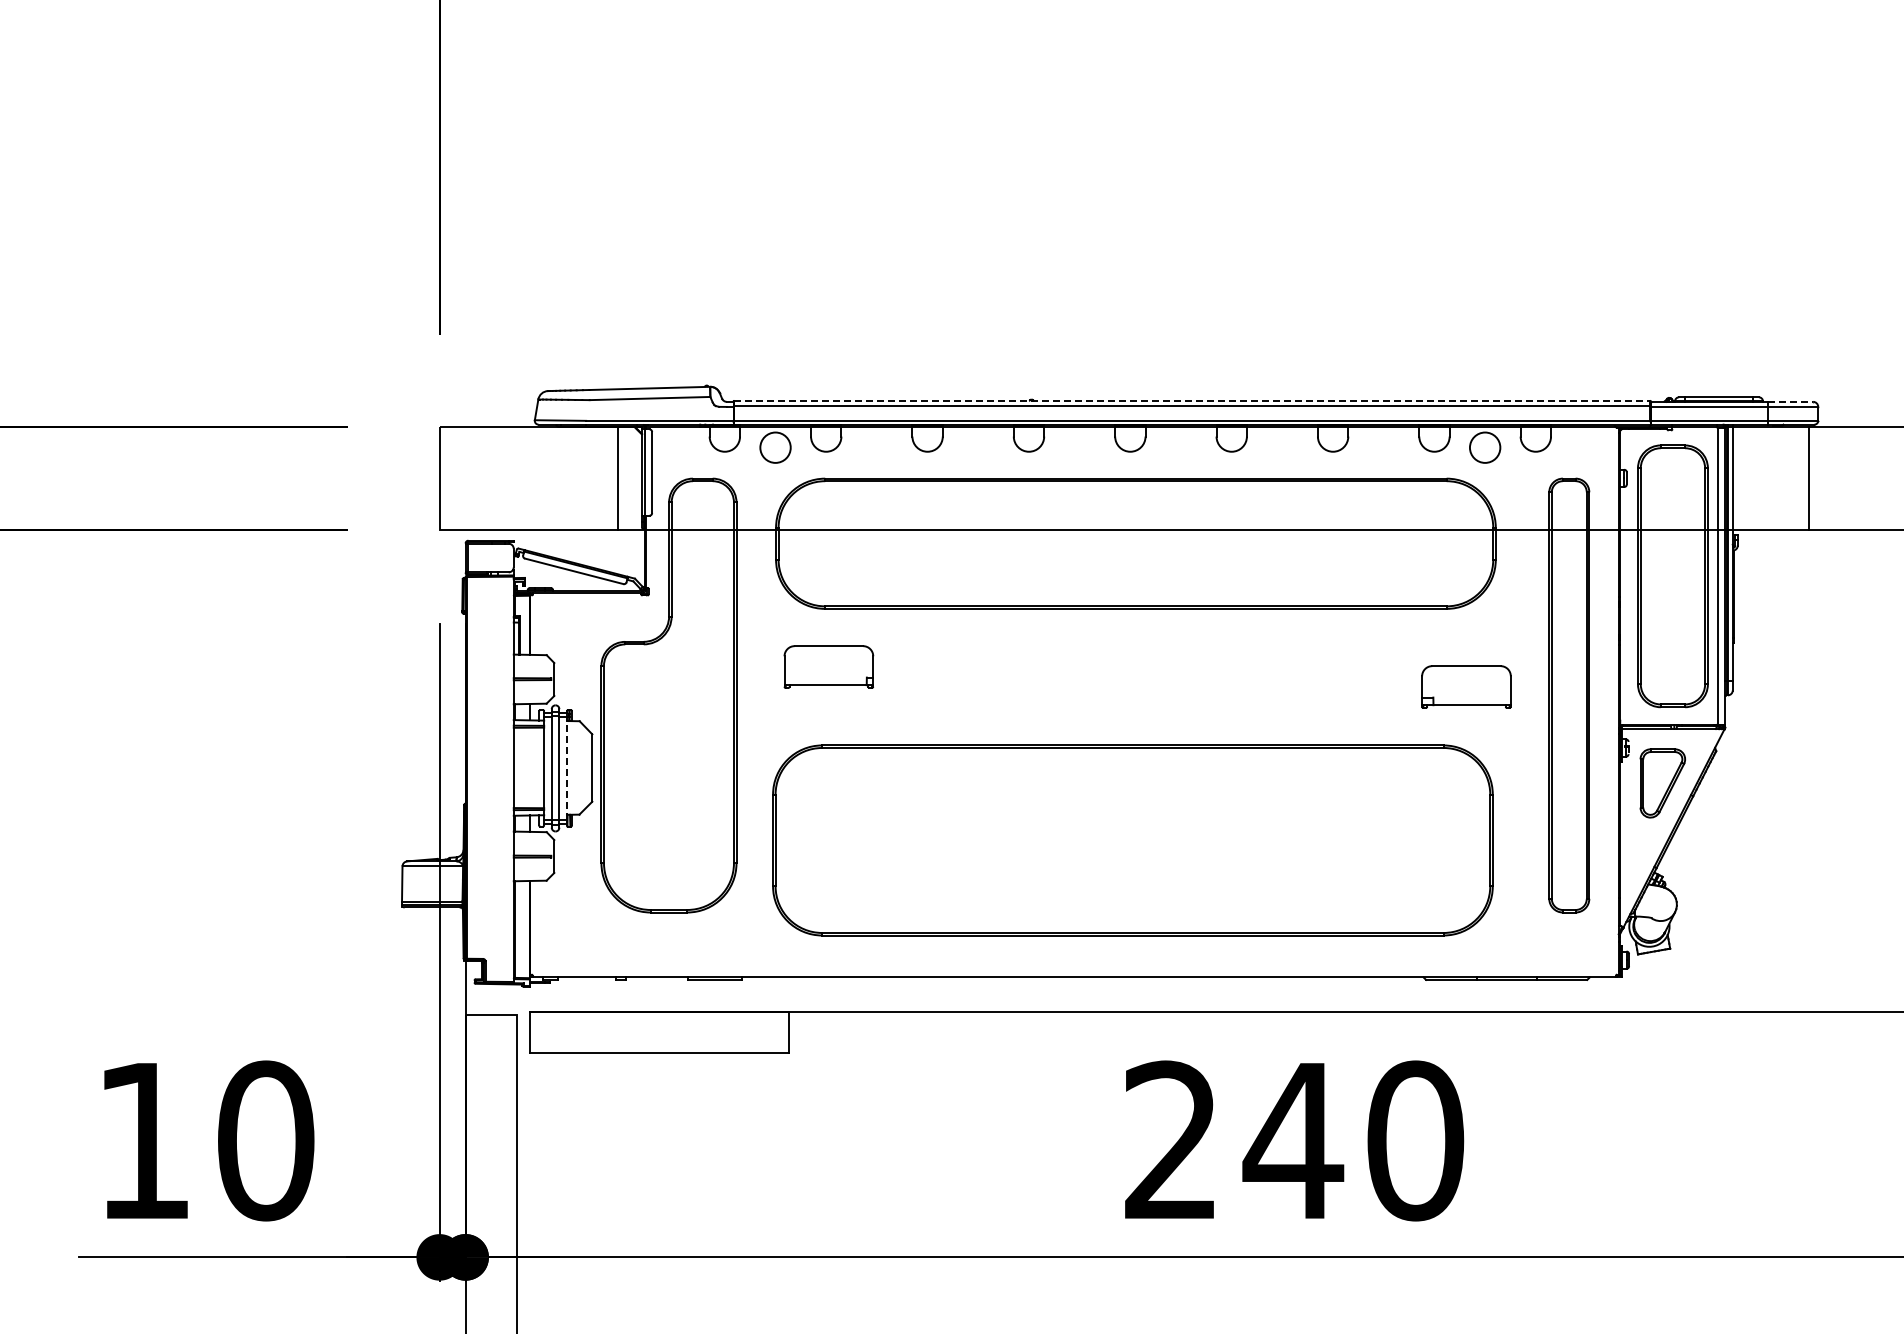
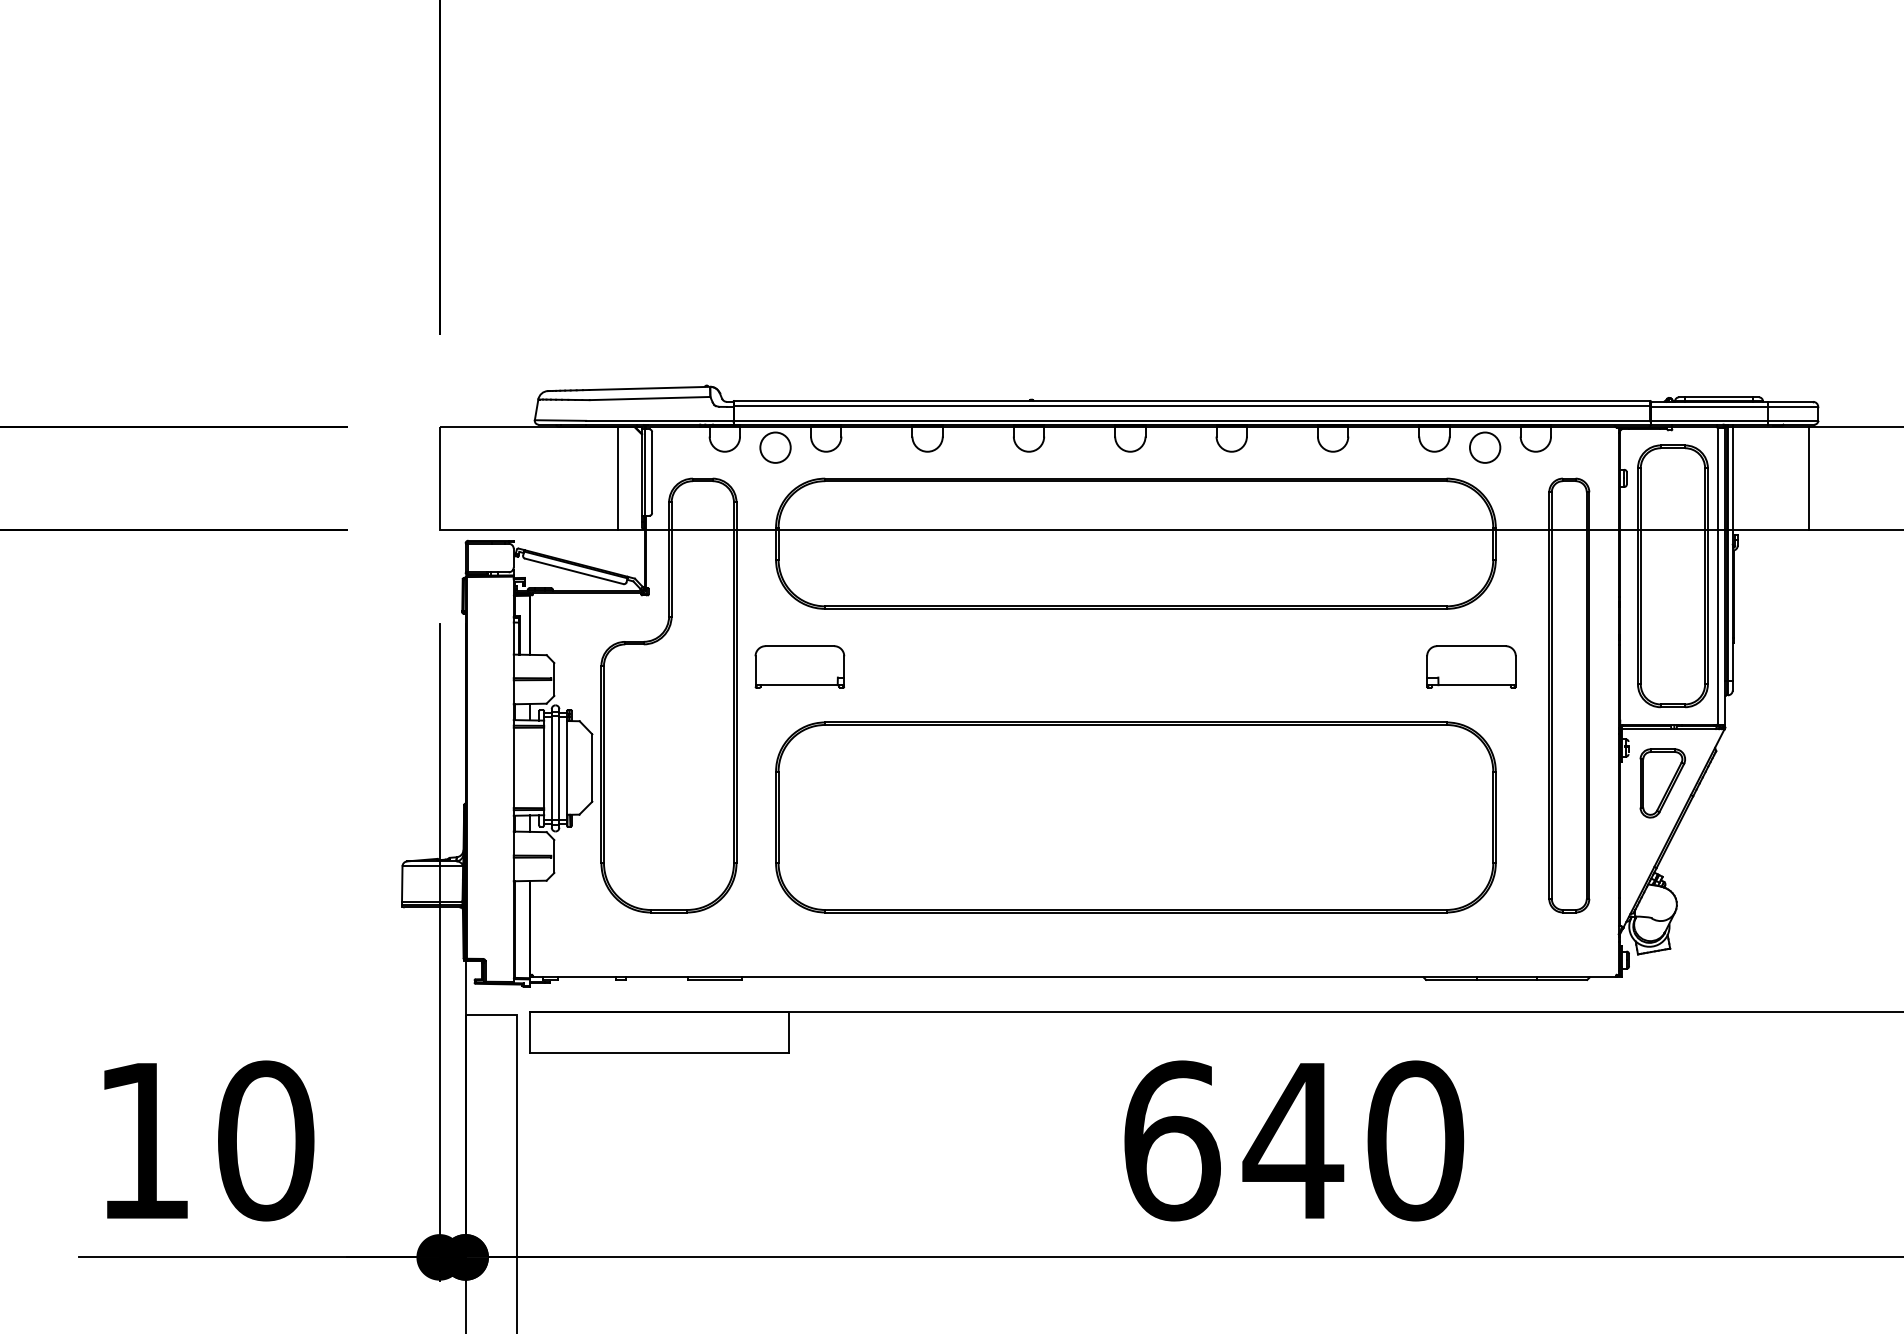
line: dashed -> solid (1192, 400)
line: dashed -> solid (1790, 401)
part position: (828, 666) -> (799, 666) (799, 666)
part position: (1466, 686) -> (1471, 666) (1471, 666)
line: dashed -> solid (566, 767)
part position: (1132, 840) -> (1135, 817) (1135, 817)
text: 240 -> 640 (1172, 1140)
